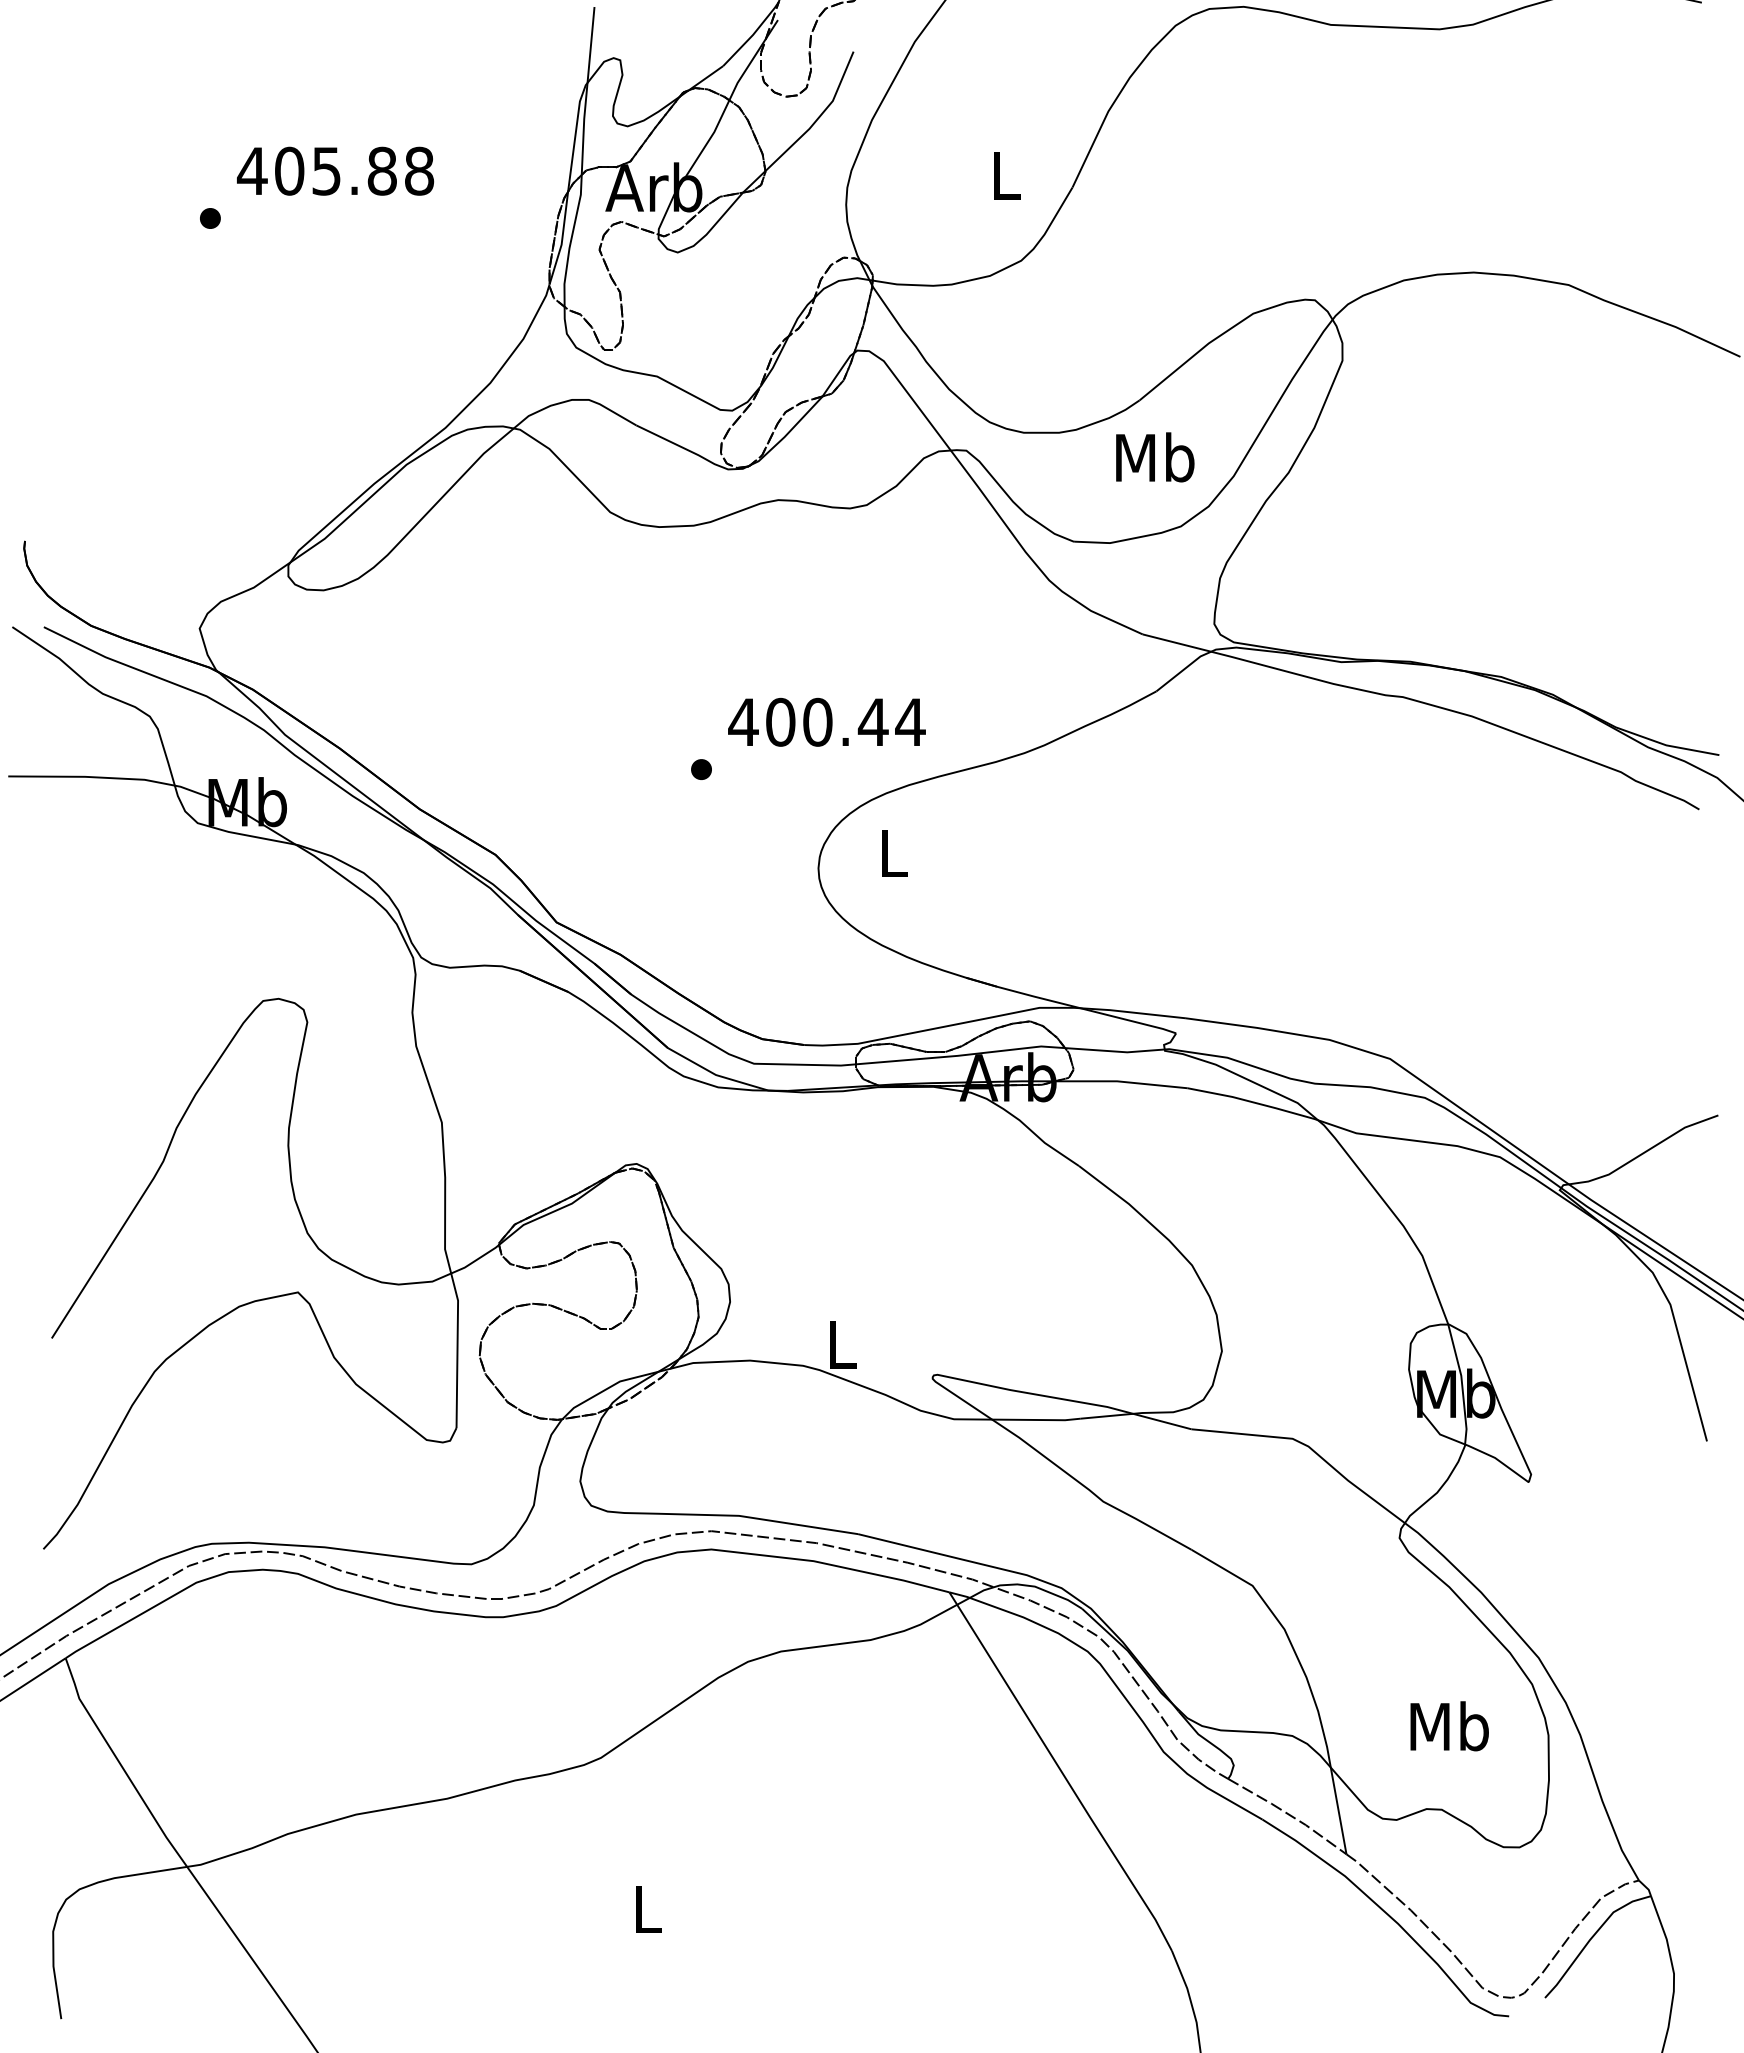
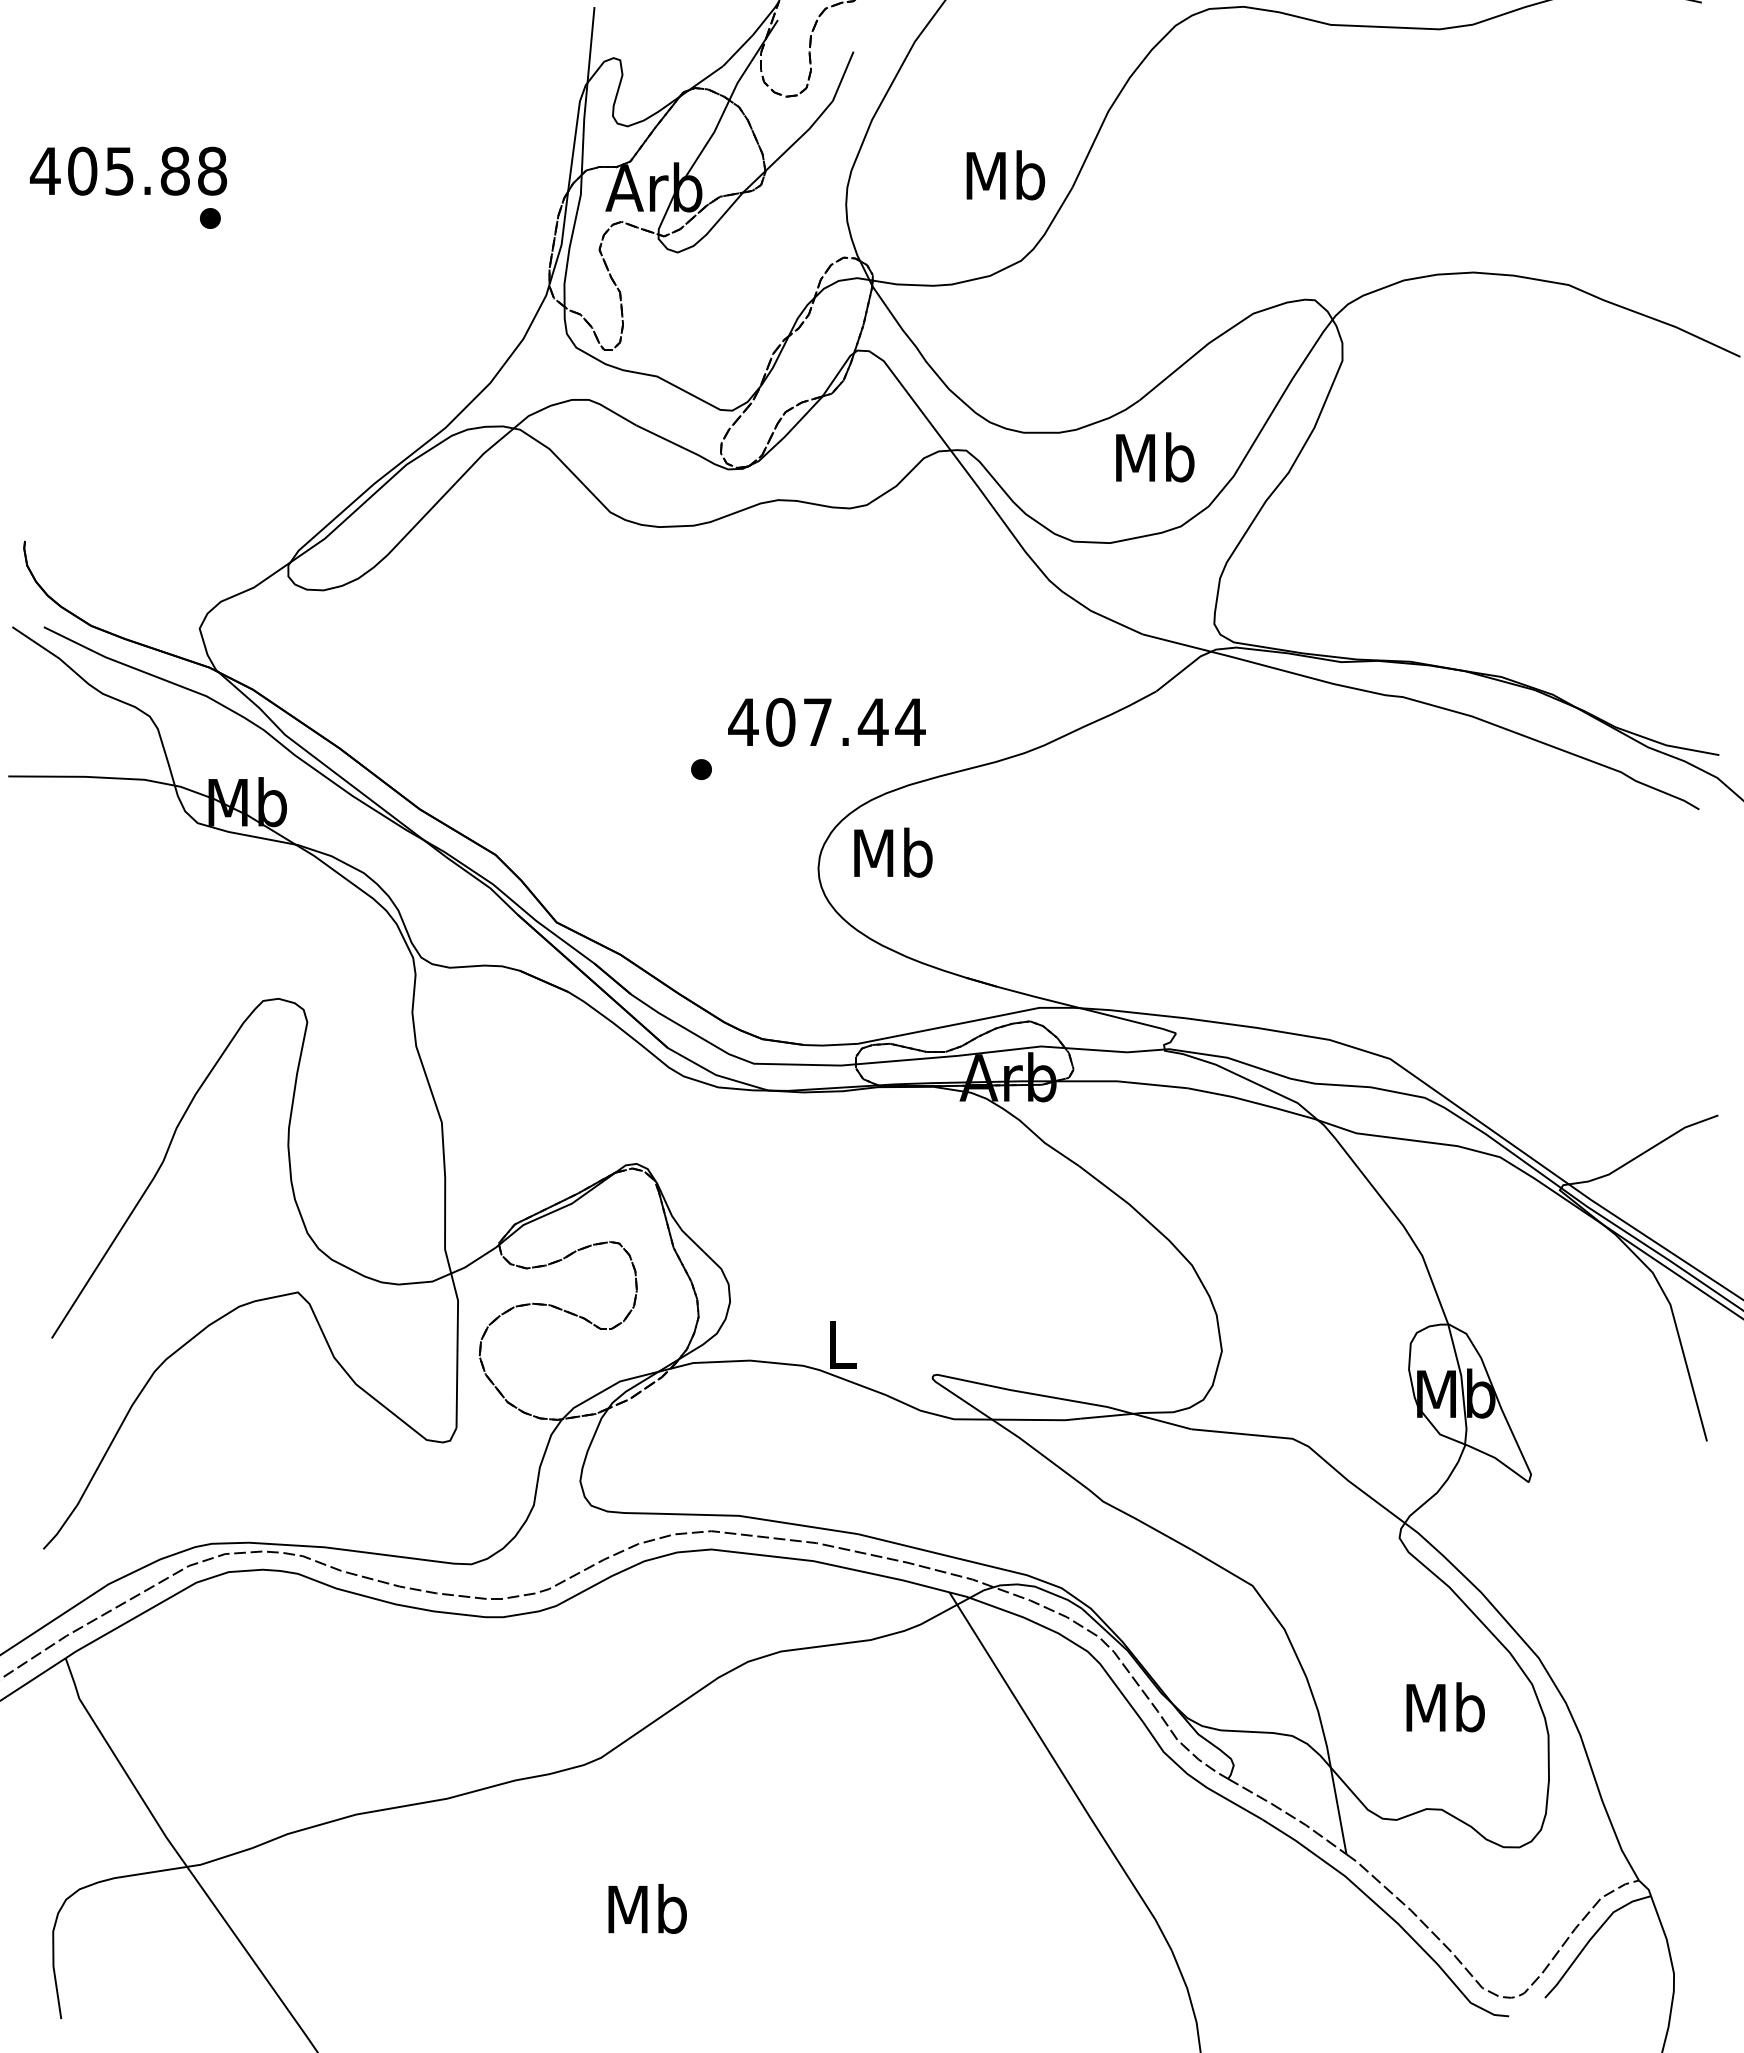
text position: (335, 170) -> (128, 170) (128, 170)
text: L -> Mb (1005, 175)
text: 400.44 -> 407.44 (817, 721)
text: L -> Mb (893, 852)
text position: (1449, 1726) -> (1445, 1707) (1445, 1707)
text: L -> Mb (647, 1908)
